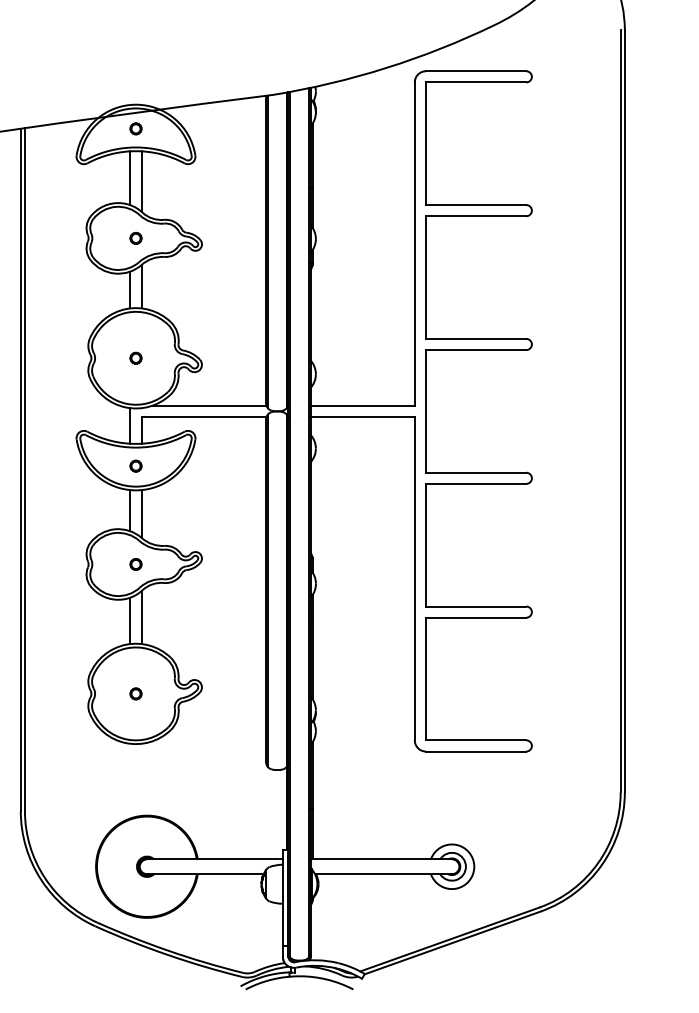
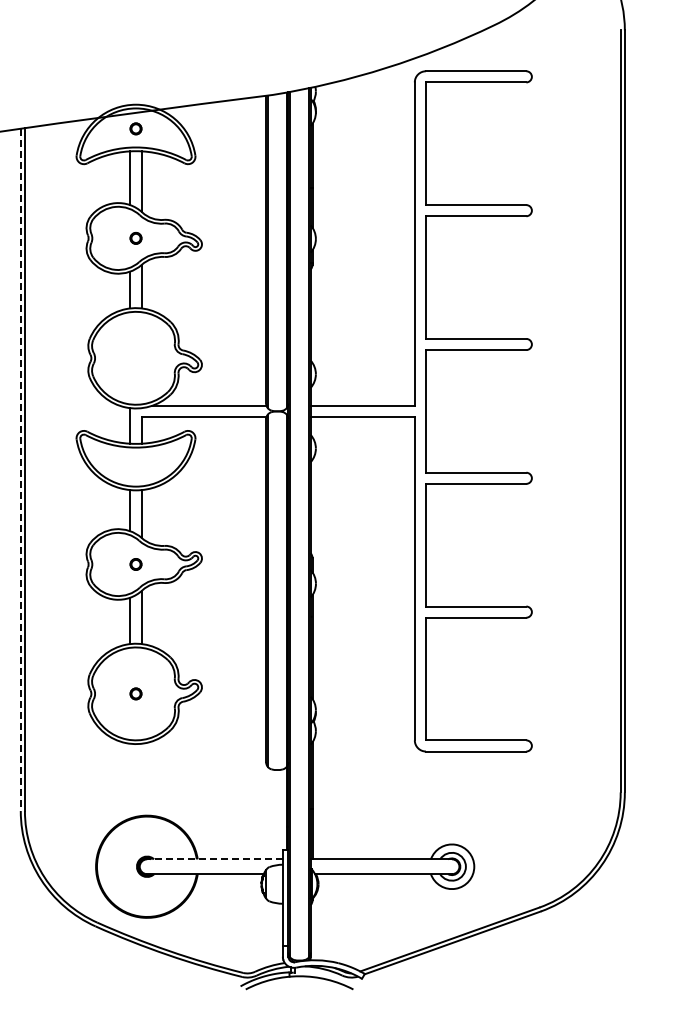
part: present -> none (135, 357)
circle: present -> none (135, 465)
line: solid -> dashed (20, 470)
line: solid -> dashed (215, 859)
